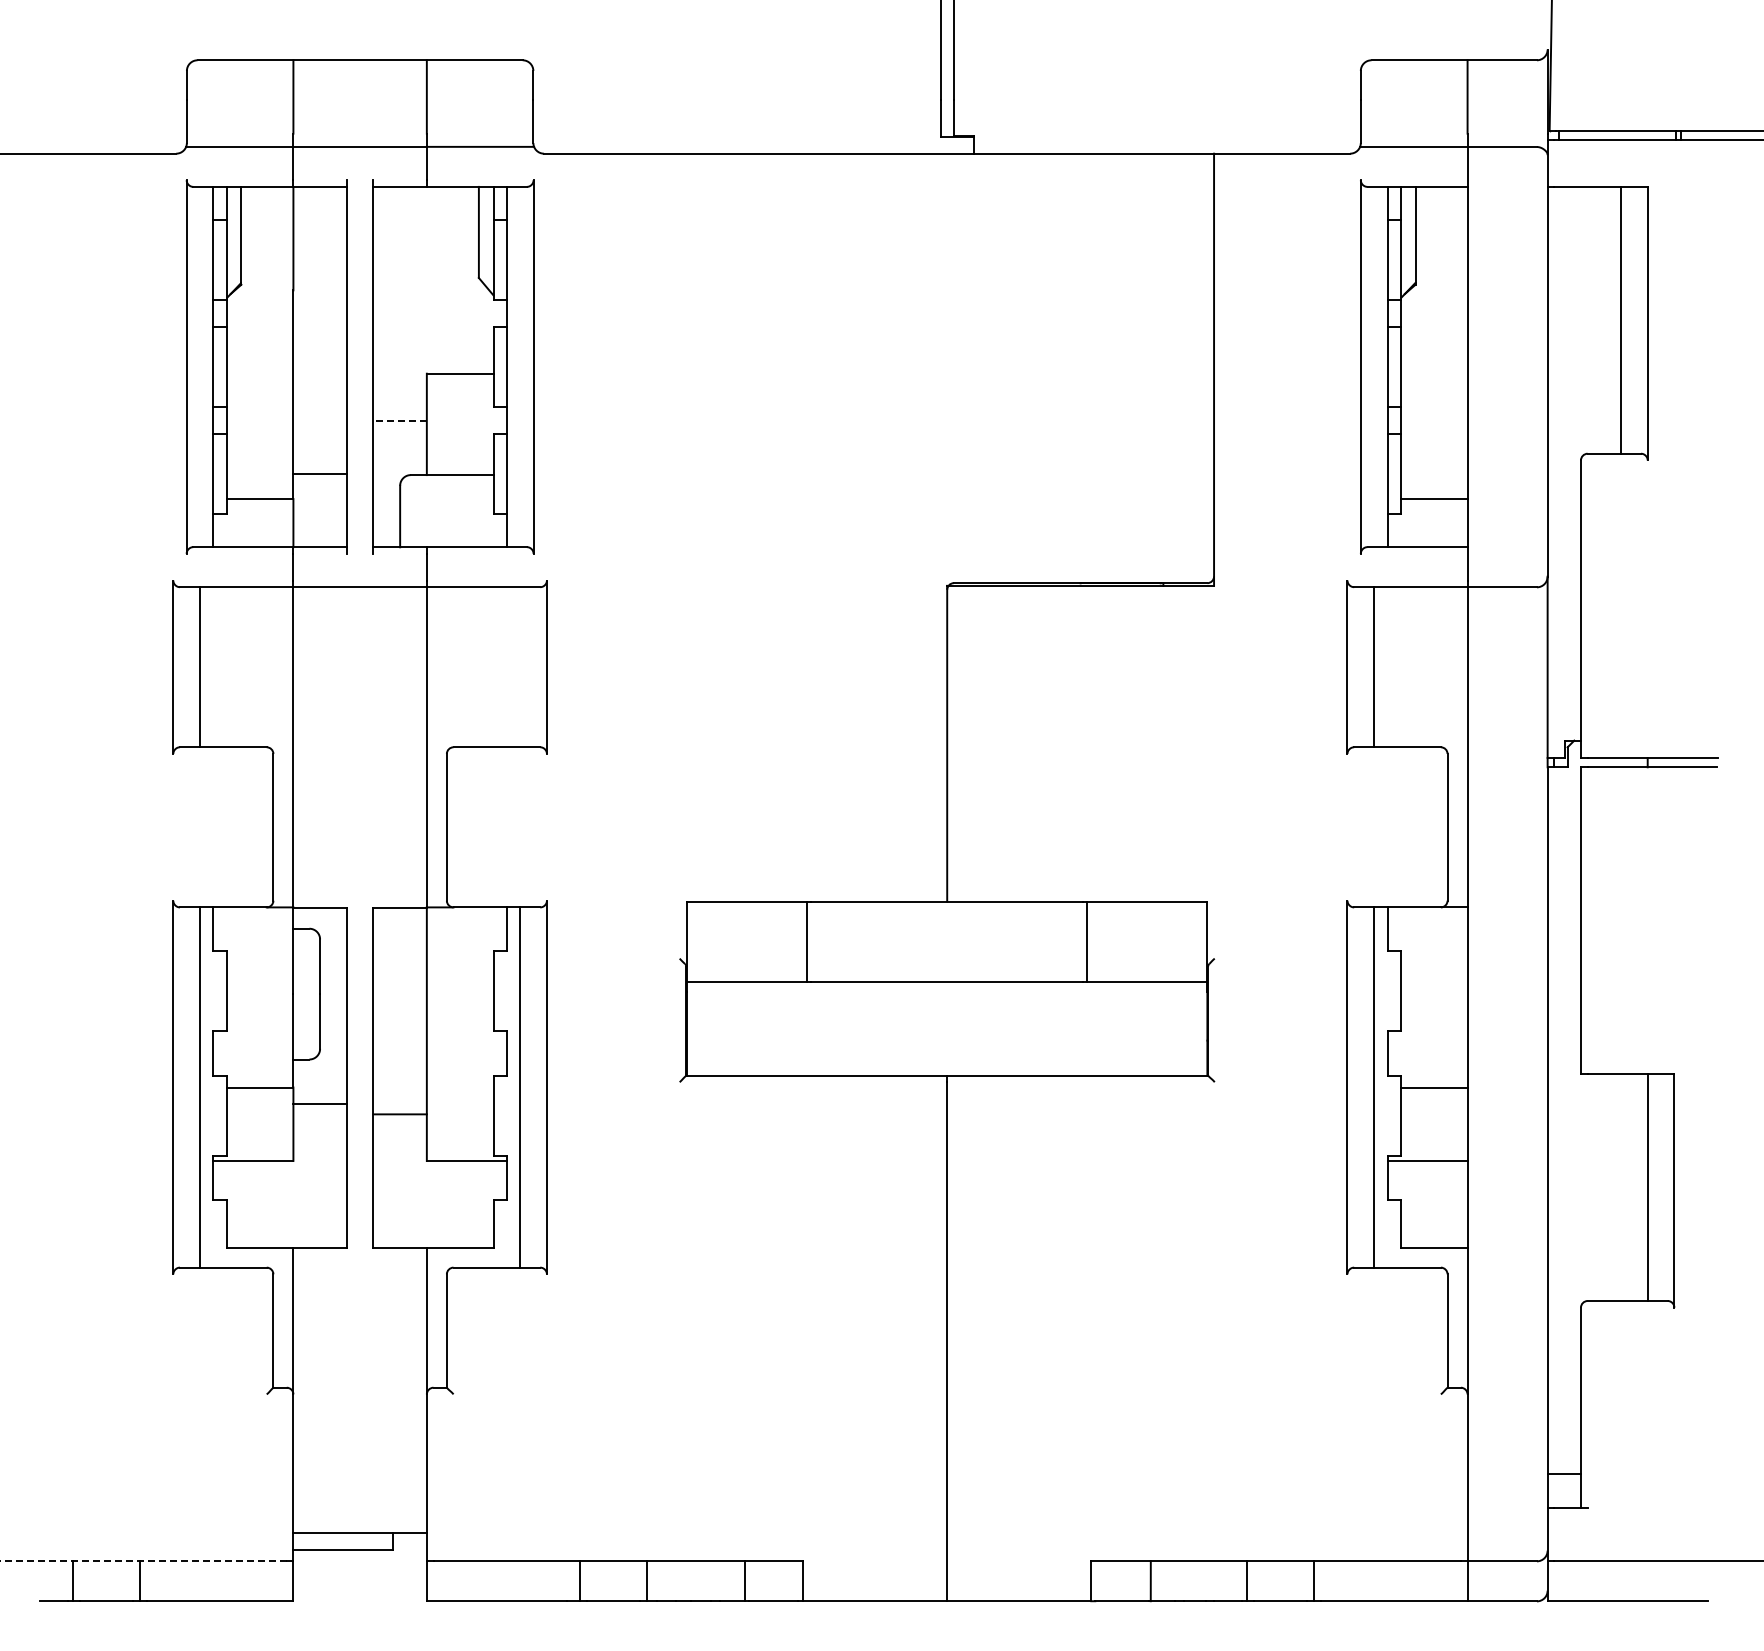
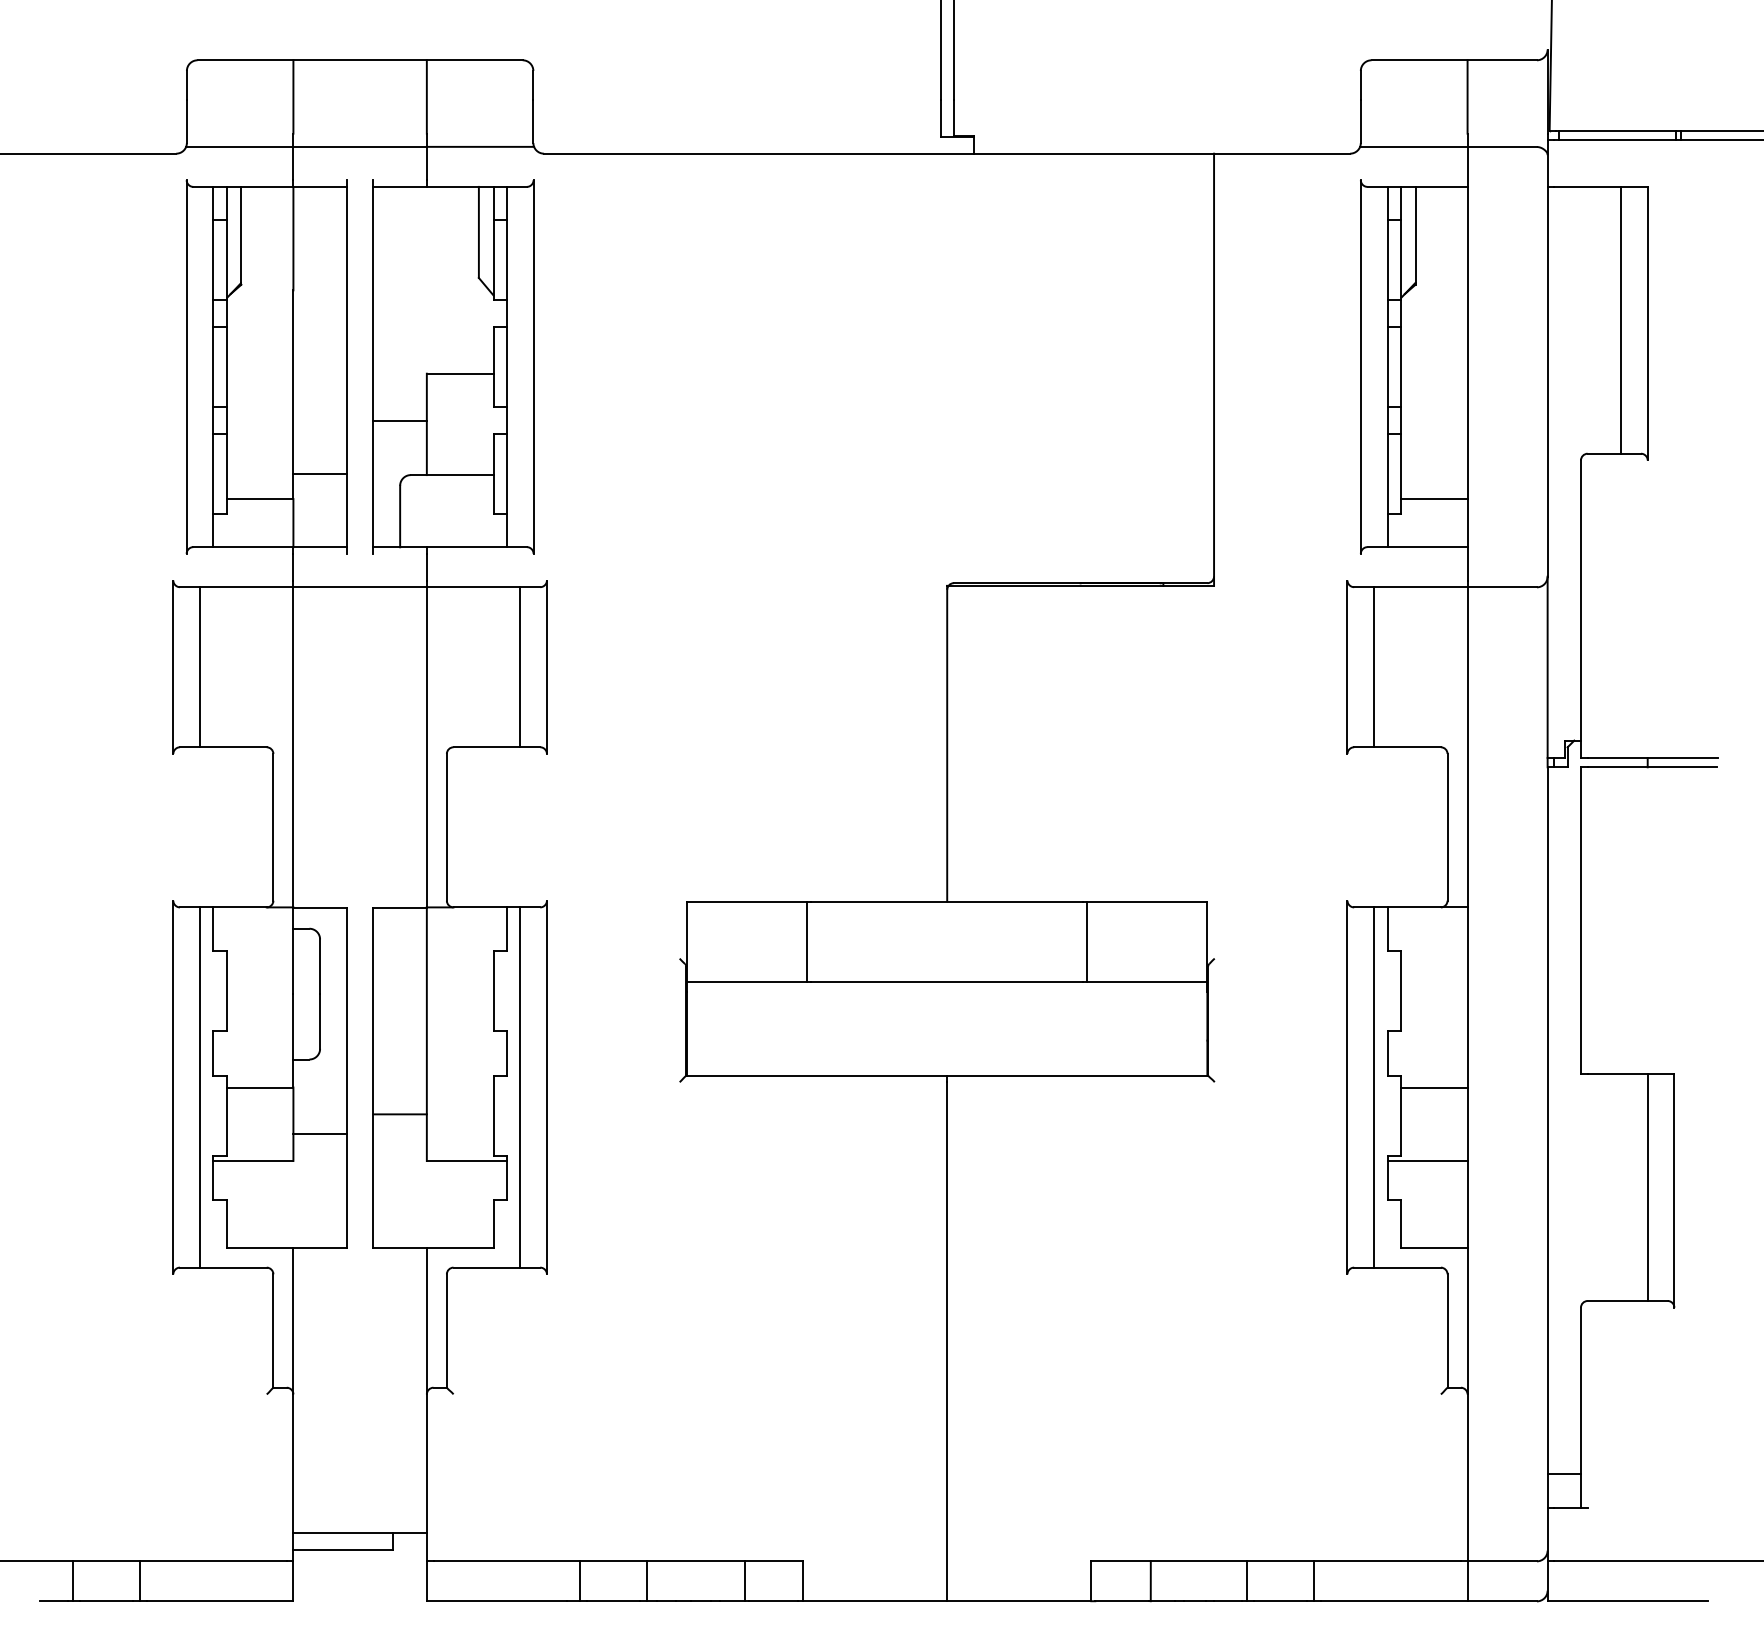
line: dashed -> solid (400, 420)
line: none -> present (520, 667)
line position: (319, 1104) -> (319, 1134) (319, 1134)
line: dashed -> solid (143, 1561)
